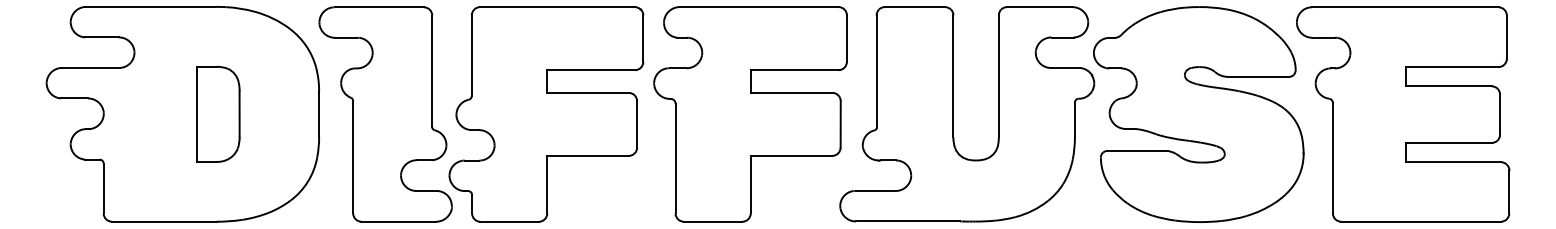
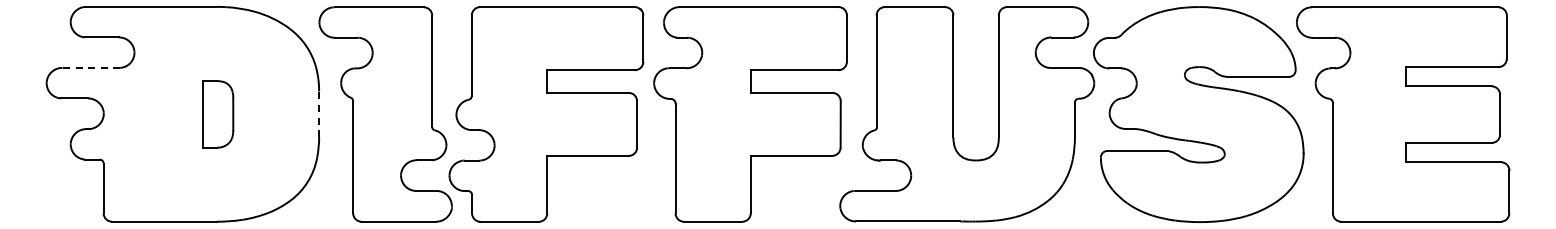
line: solid -> dashed (91, 67)
part size: 45x97 px -> 33x69 px (218, 114)
line: solid -> dashed (319, 114)
